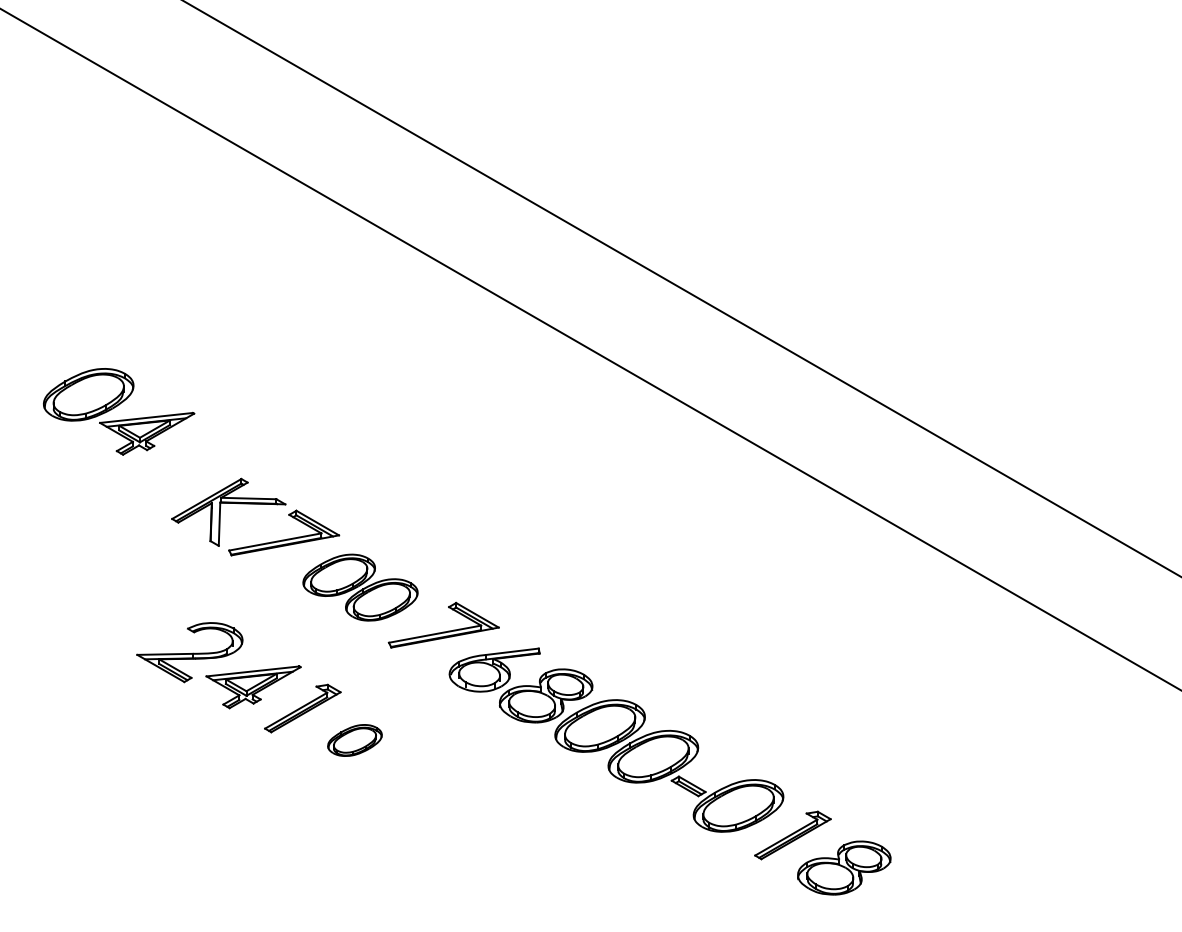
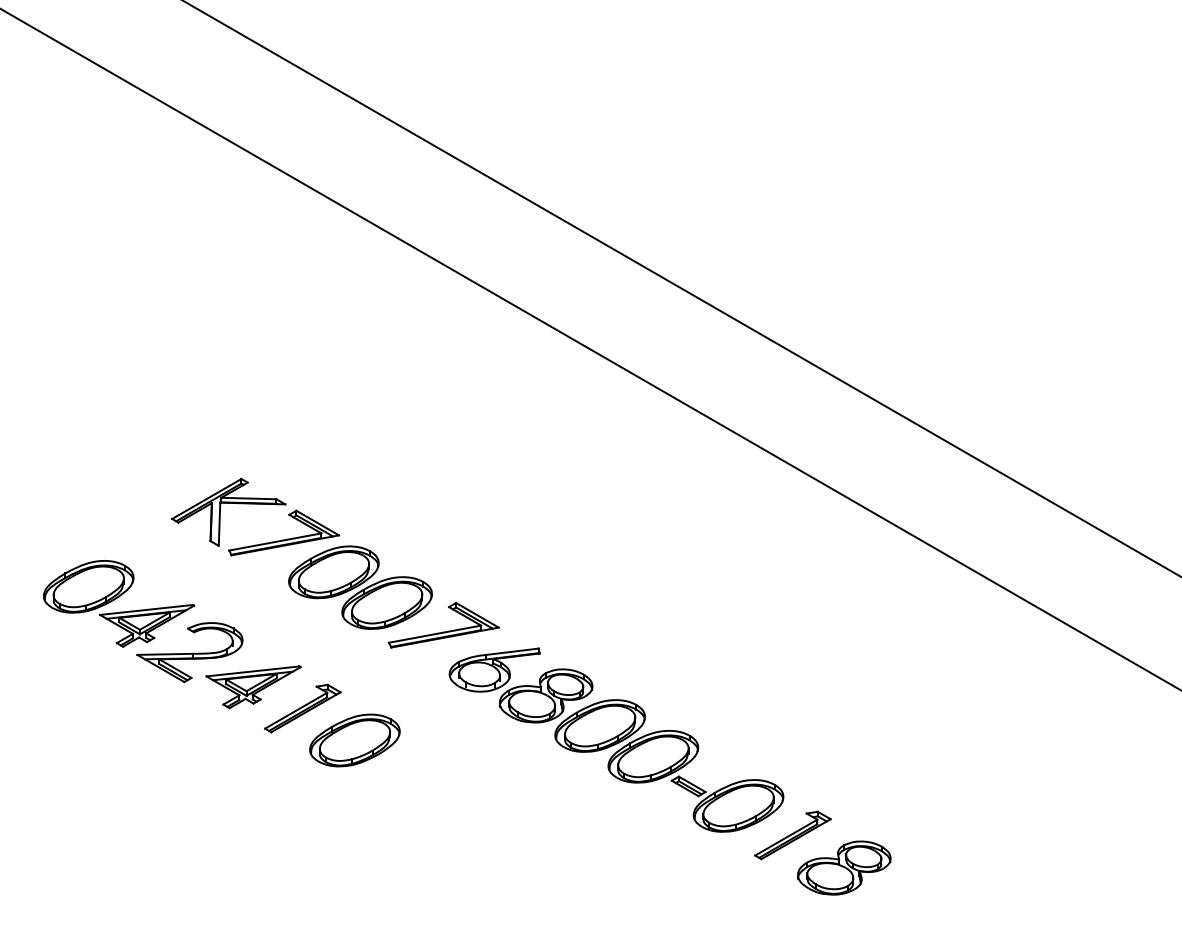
part position: (119, 411) -> (119, 603) (119, 603)
part size: 117x69 px -> 145x85 px (360, 587)
part size: 56x33 px -> 92x55 px (354, 740)
